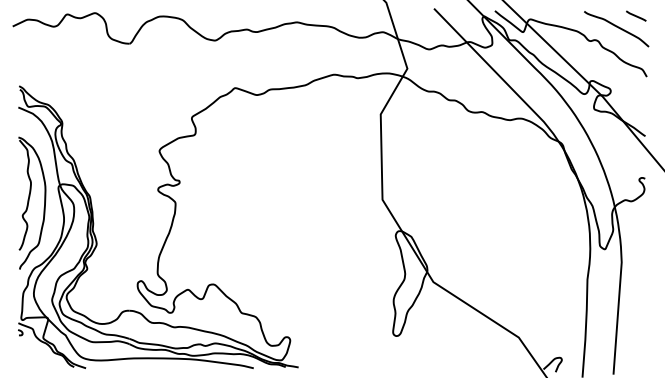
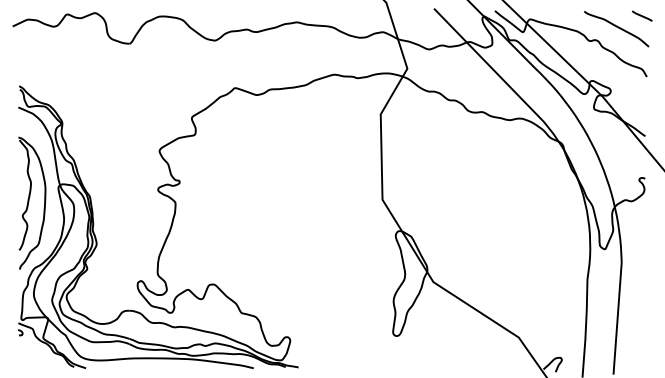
line position: (636, 15) -> (642, 15) (642, 15)
